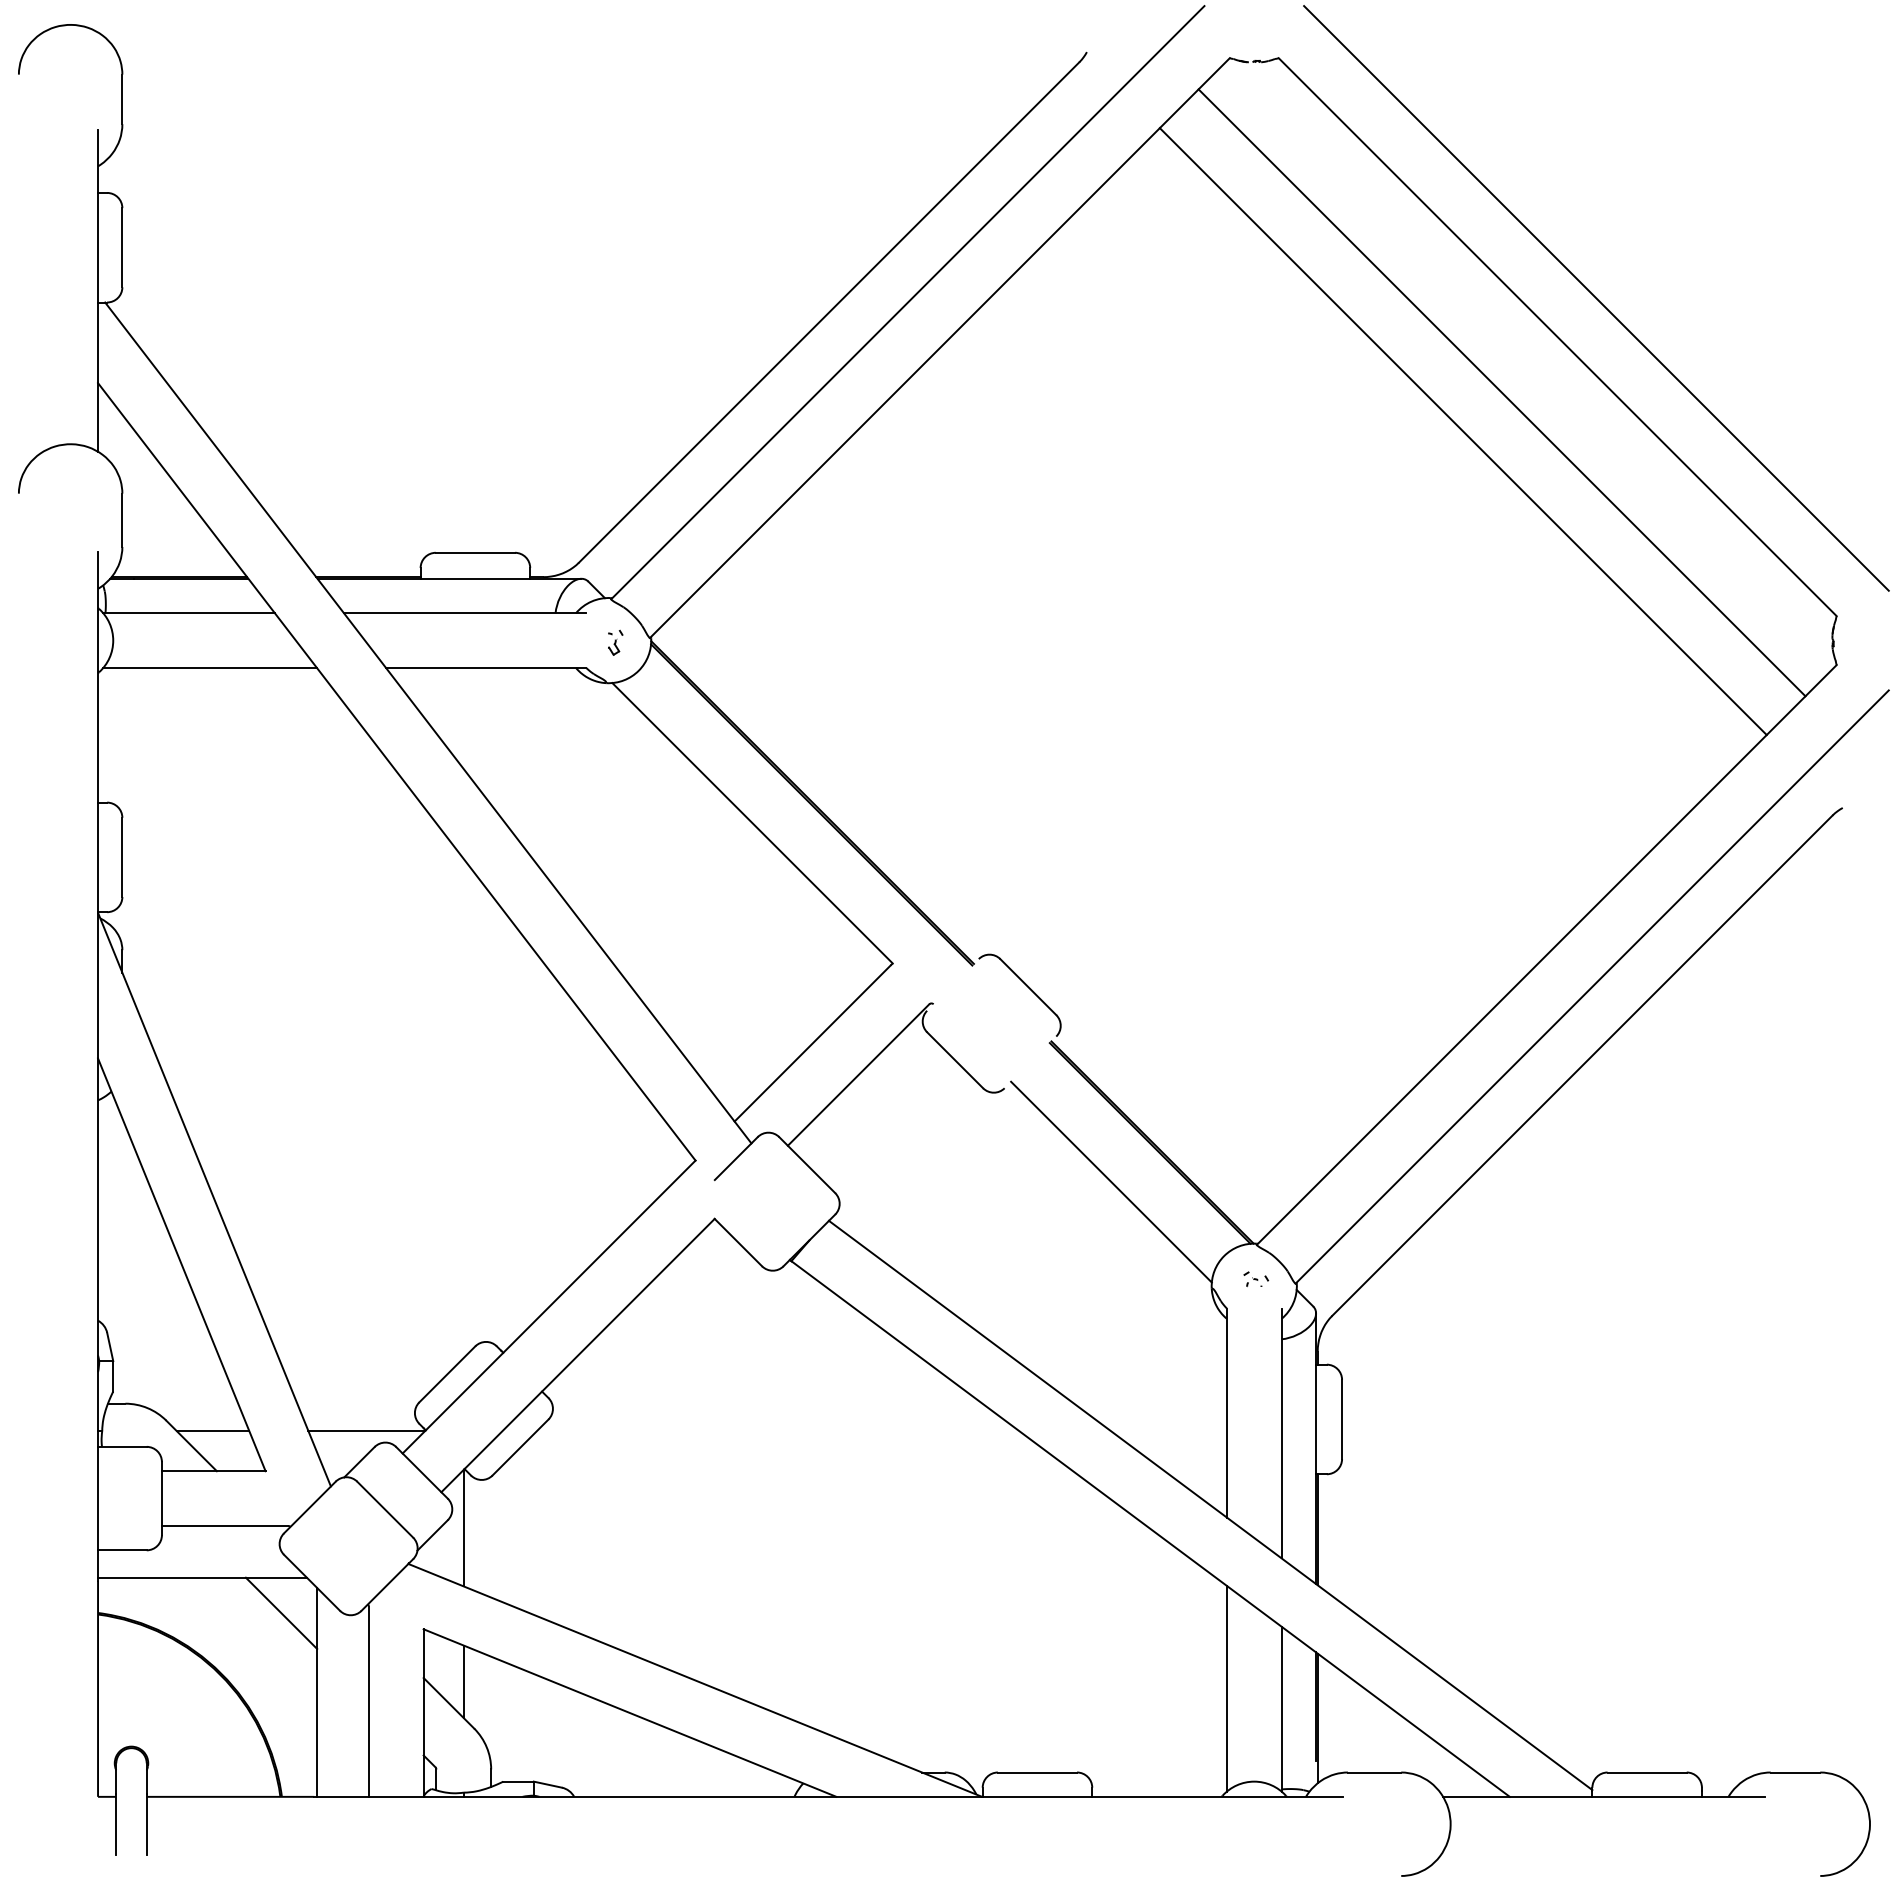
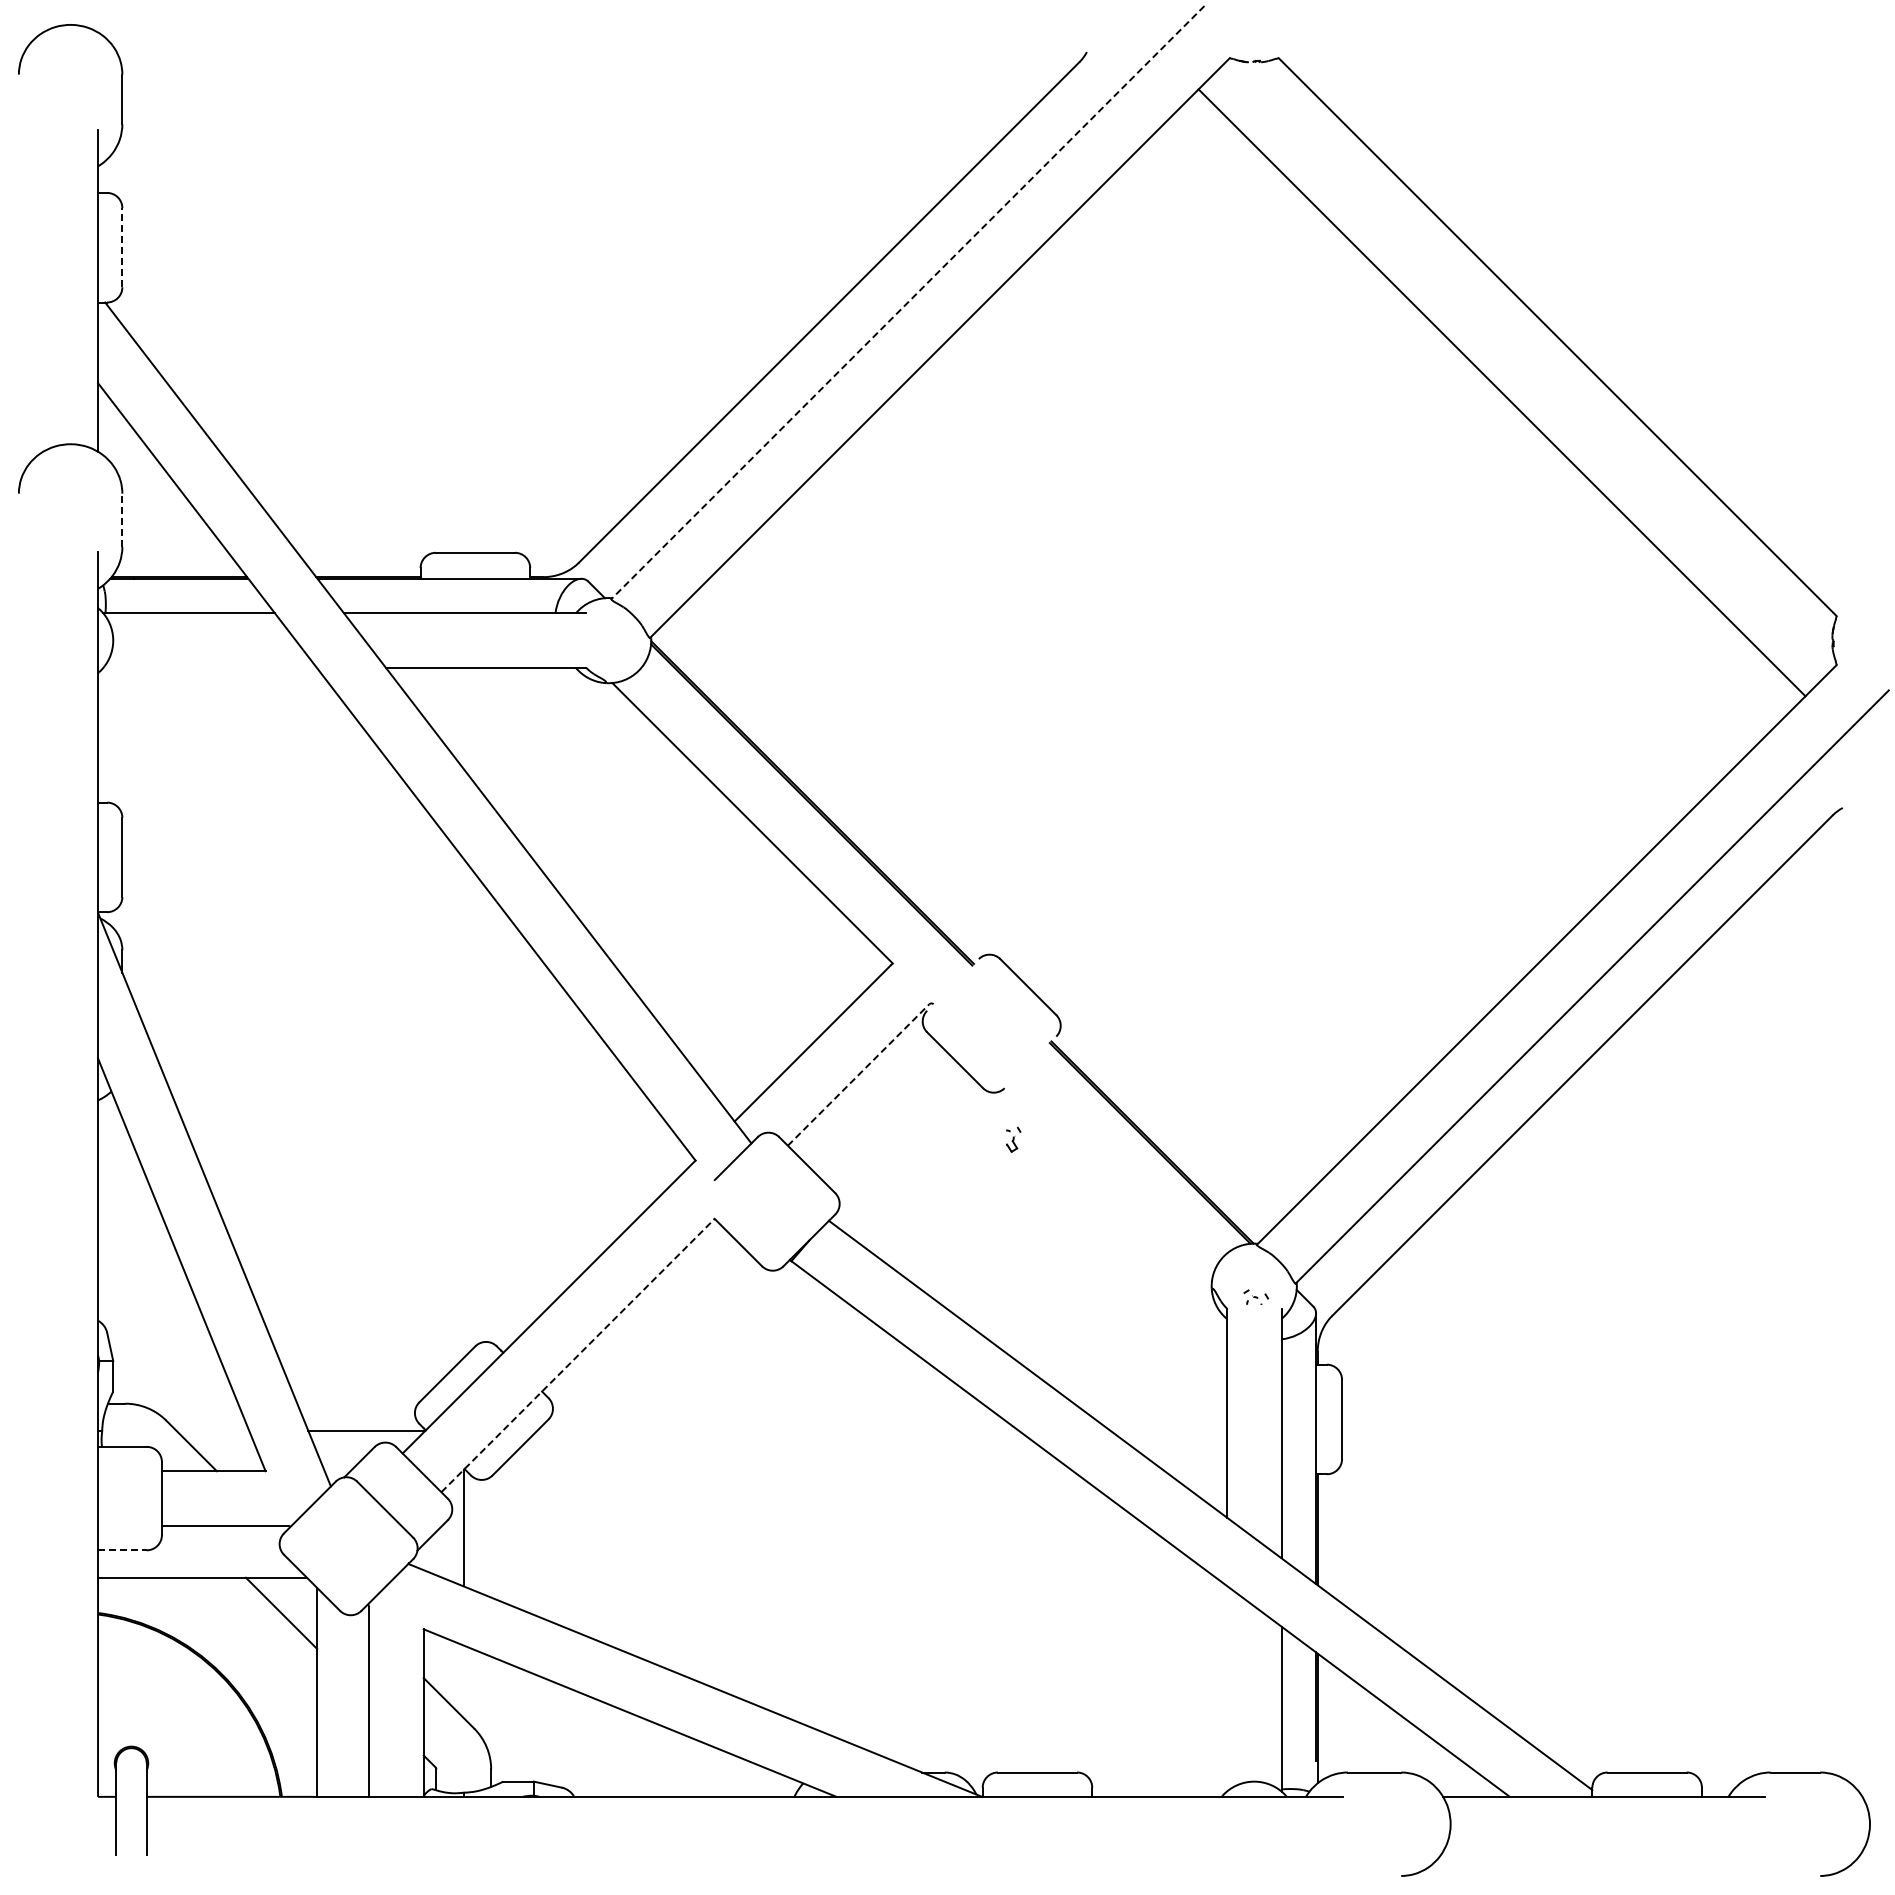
line: solid -> dashed (122, 247)
line: present -> none (1596, 298)
line: solid -> dashed (907, 303)
line: present -> none (1462, 431)
line: solid -> dashed (122, 520)
part position: (615, 642) -> (1013, 1139) (1013, 1139)
line: present -> none (209, 668)
line: solid -> dashed (858, 1074)
line: present -> none (1111, 1181)
part position: (1256, 1278) -> (1256, 1296) (1256, 1296)
line: solid -> dashed (578, 1355)
line: present -> none (212, 1431)
line: solid -> dashed (122, 1550)
line: present -> none (463, 1681)
line: present -> none (1226, 1688)
